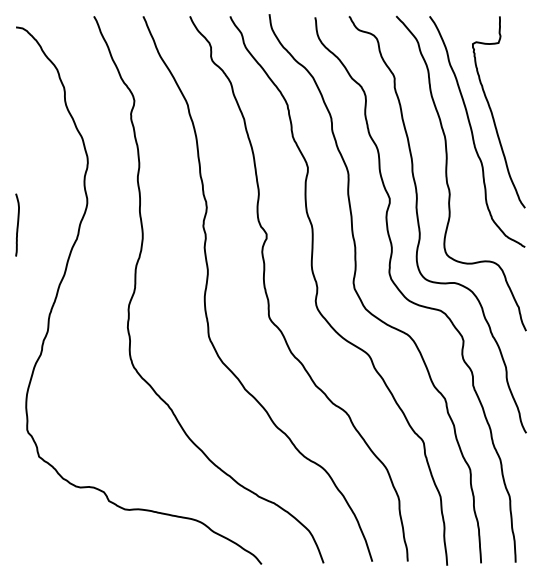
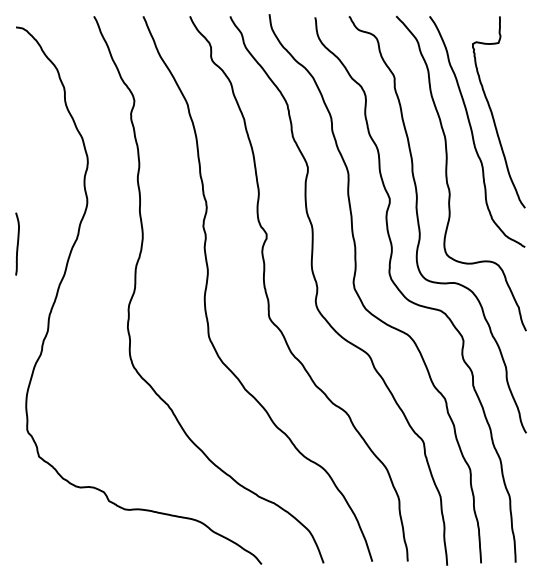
curve position: (17, 224) -> (17, 243) (17, 243)
